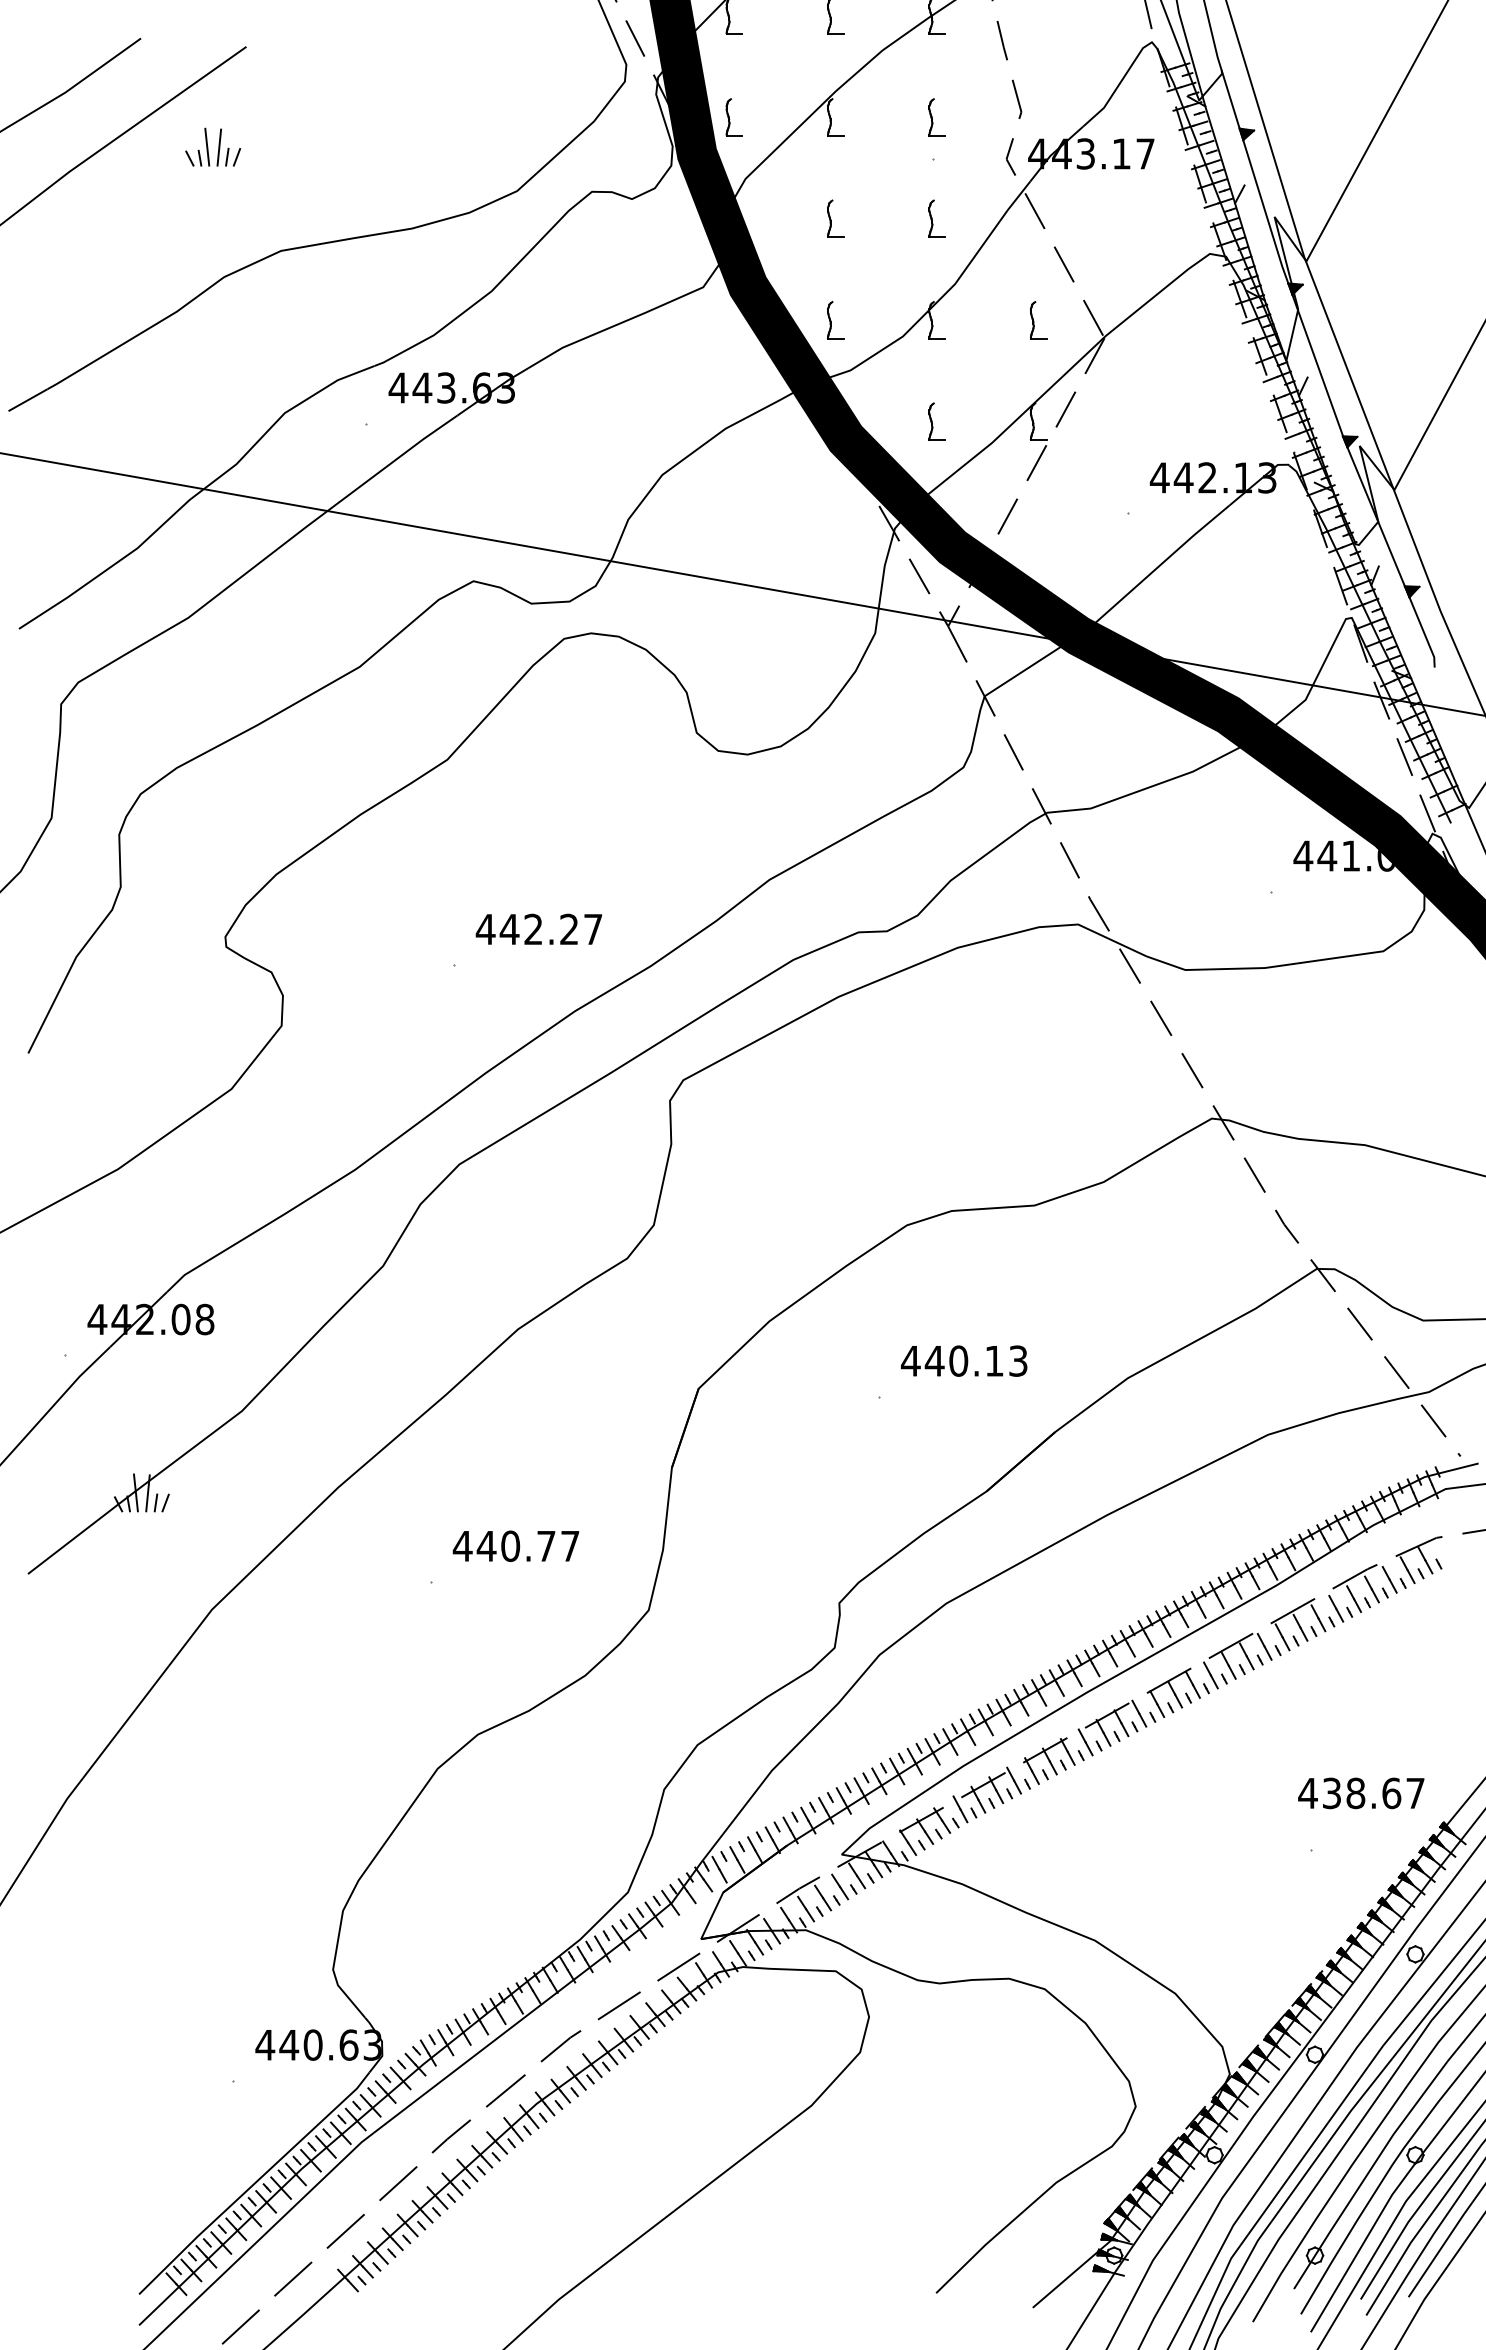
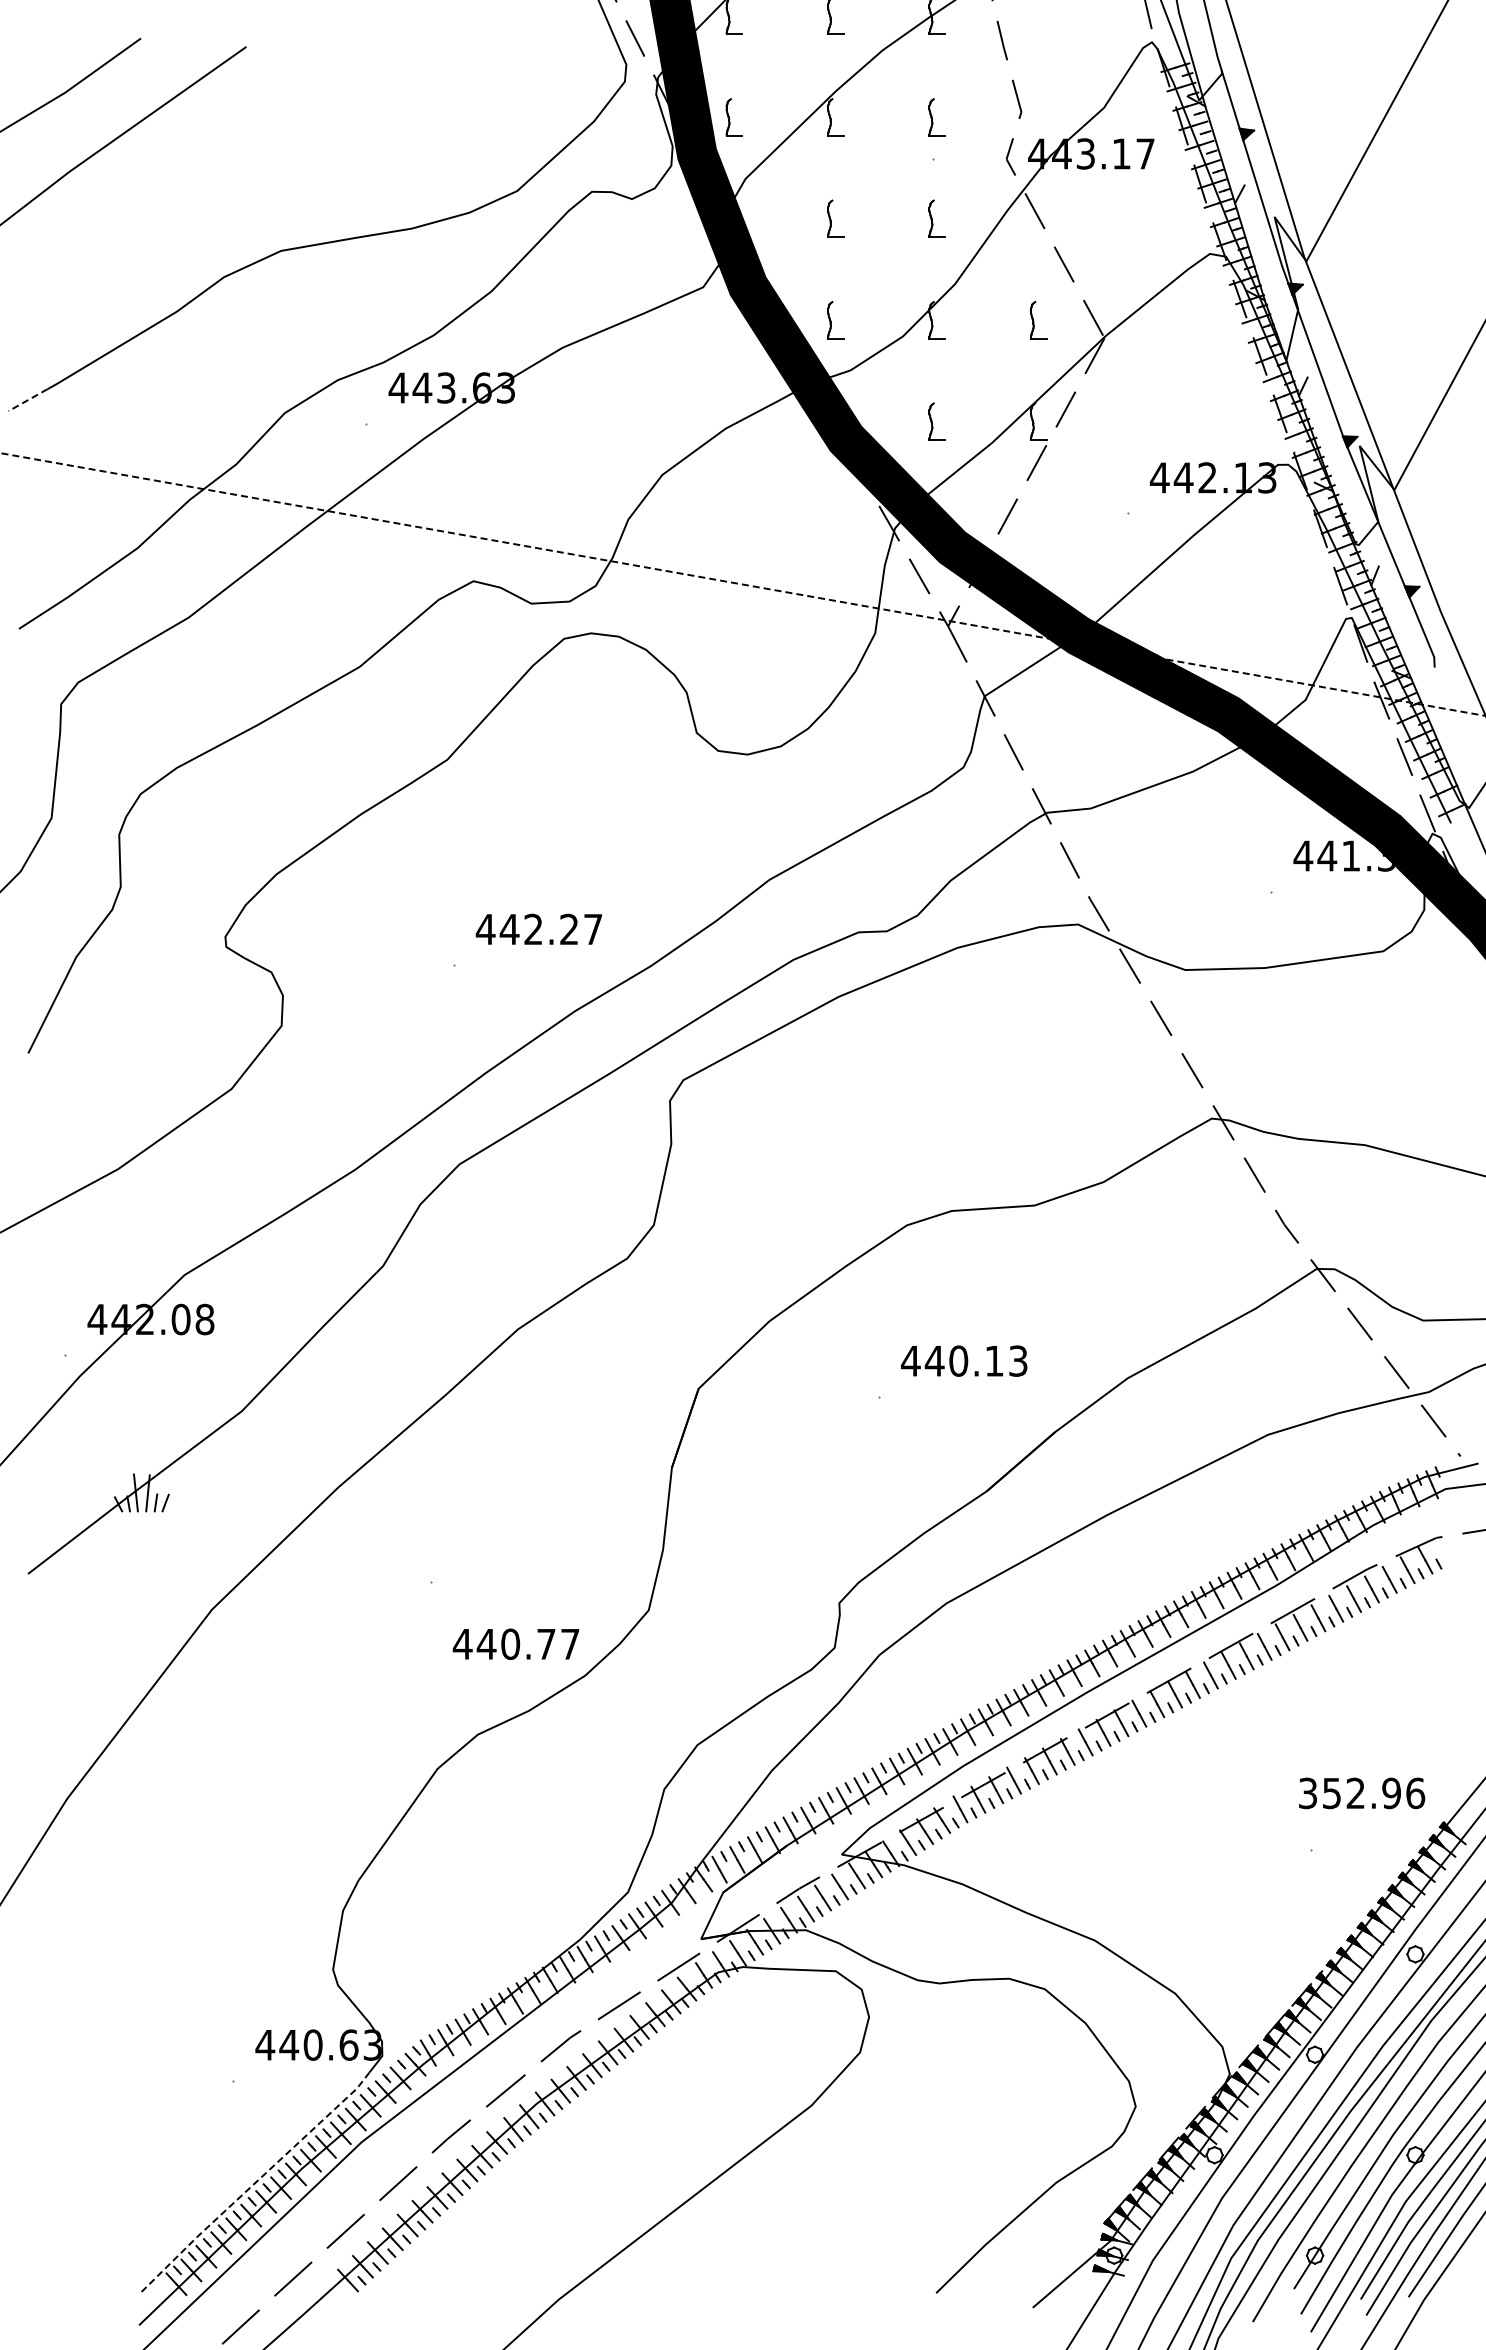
part: present -> none (213, 146)
line: solid -> dashed (27, 400)
line: solid -> dashed (742, 584)
text: 441.08 -> 441.38 (1385, 860)
text position: (515, 1545) -> (515, 1643) (515, 1643)
text: 438.67 -> 352.96 (1361, 1793)
line: solid -> dashed (254, 2183)
